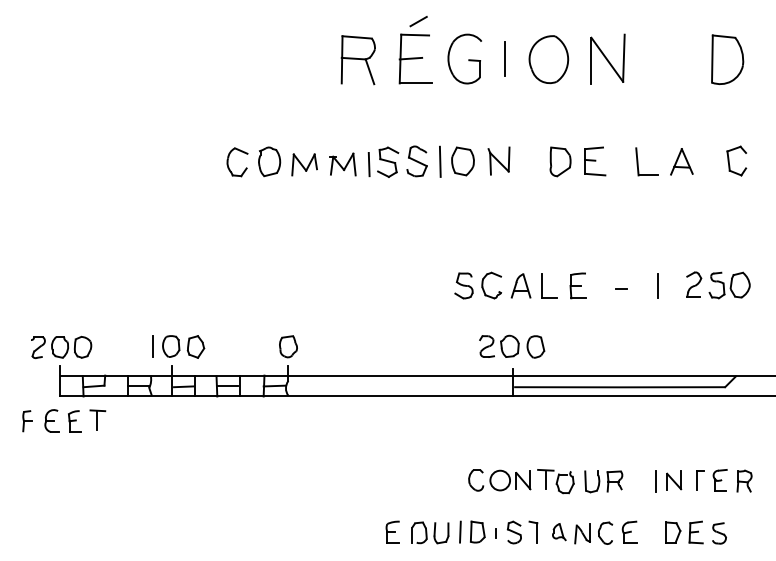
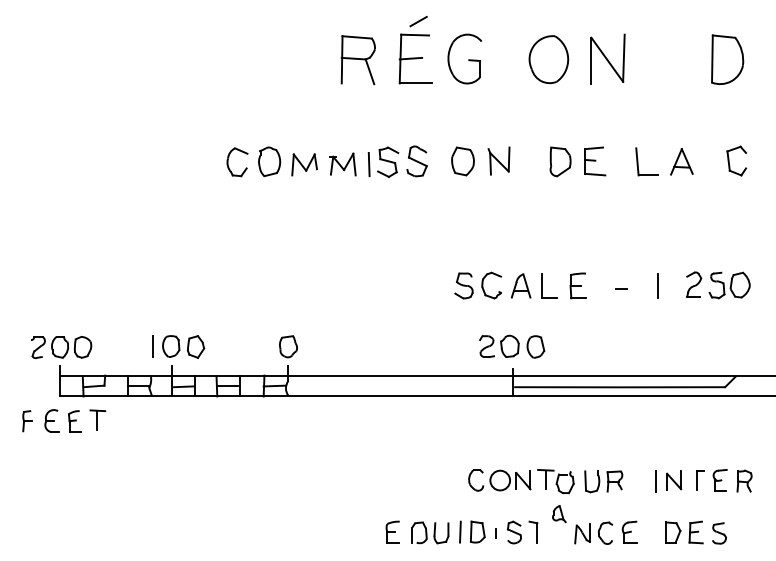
line: present -> none (504, 58)
line: present -> none (439, 161)
part position: (559, 532) -> (559, 514) (559, 514)
